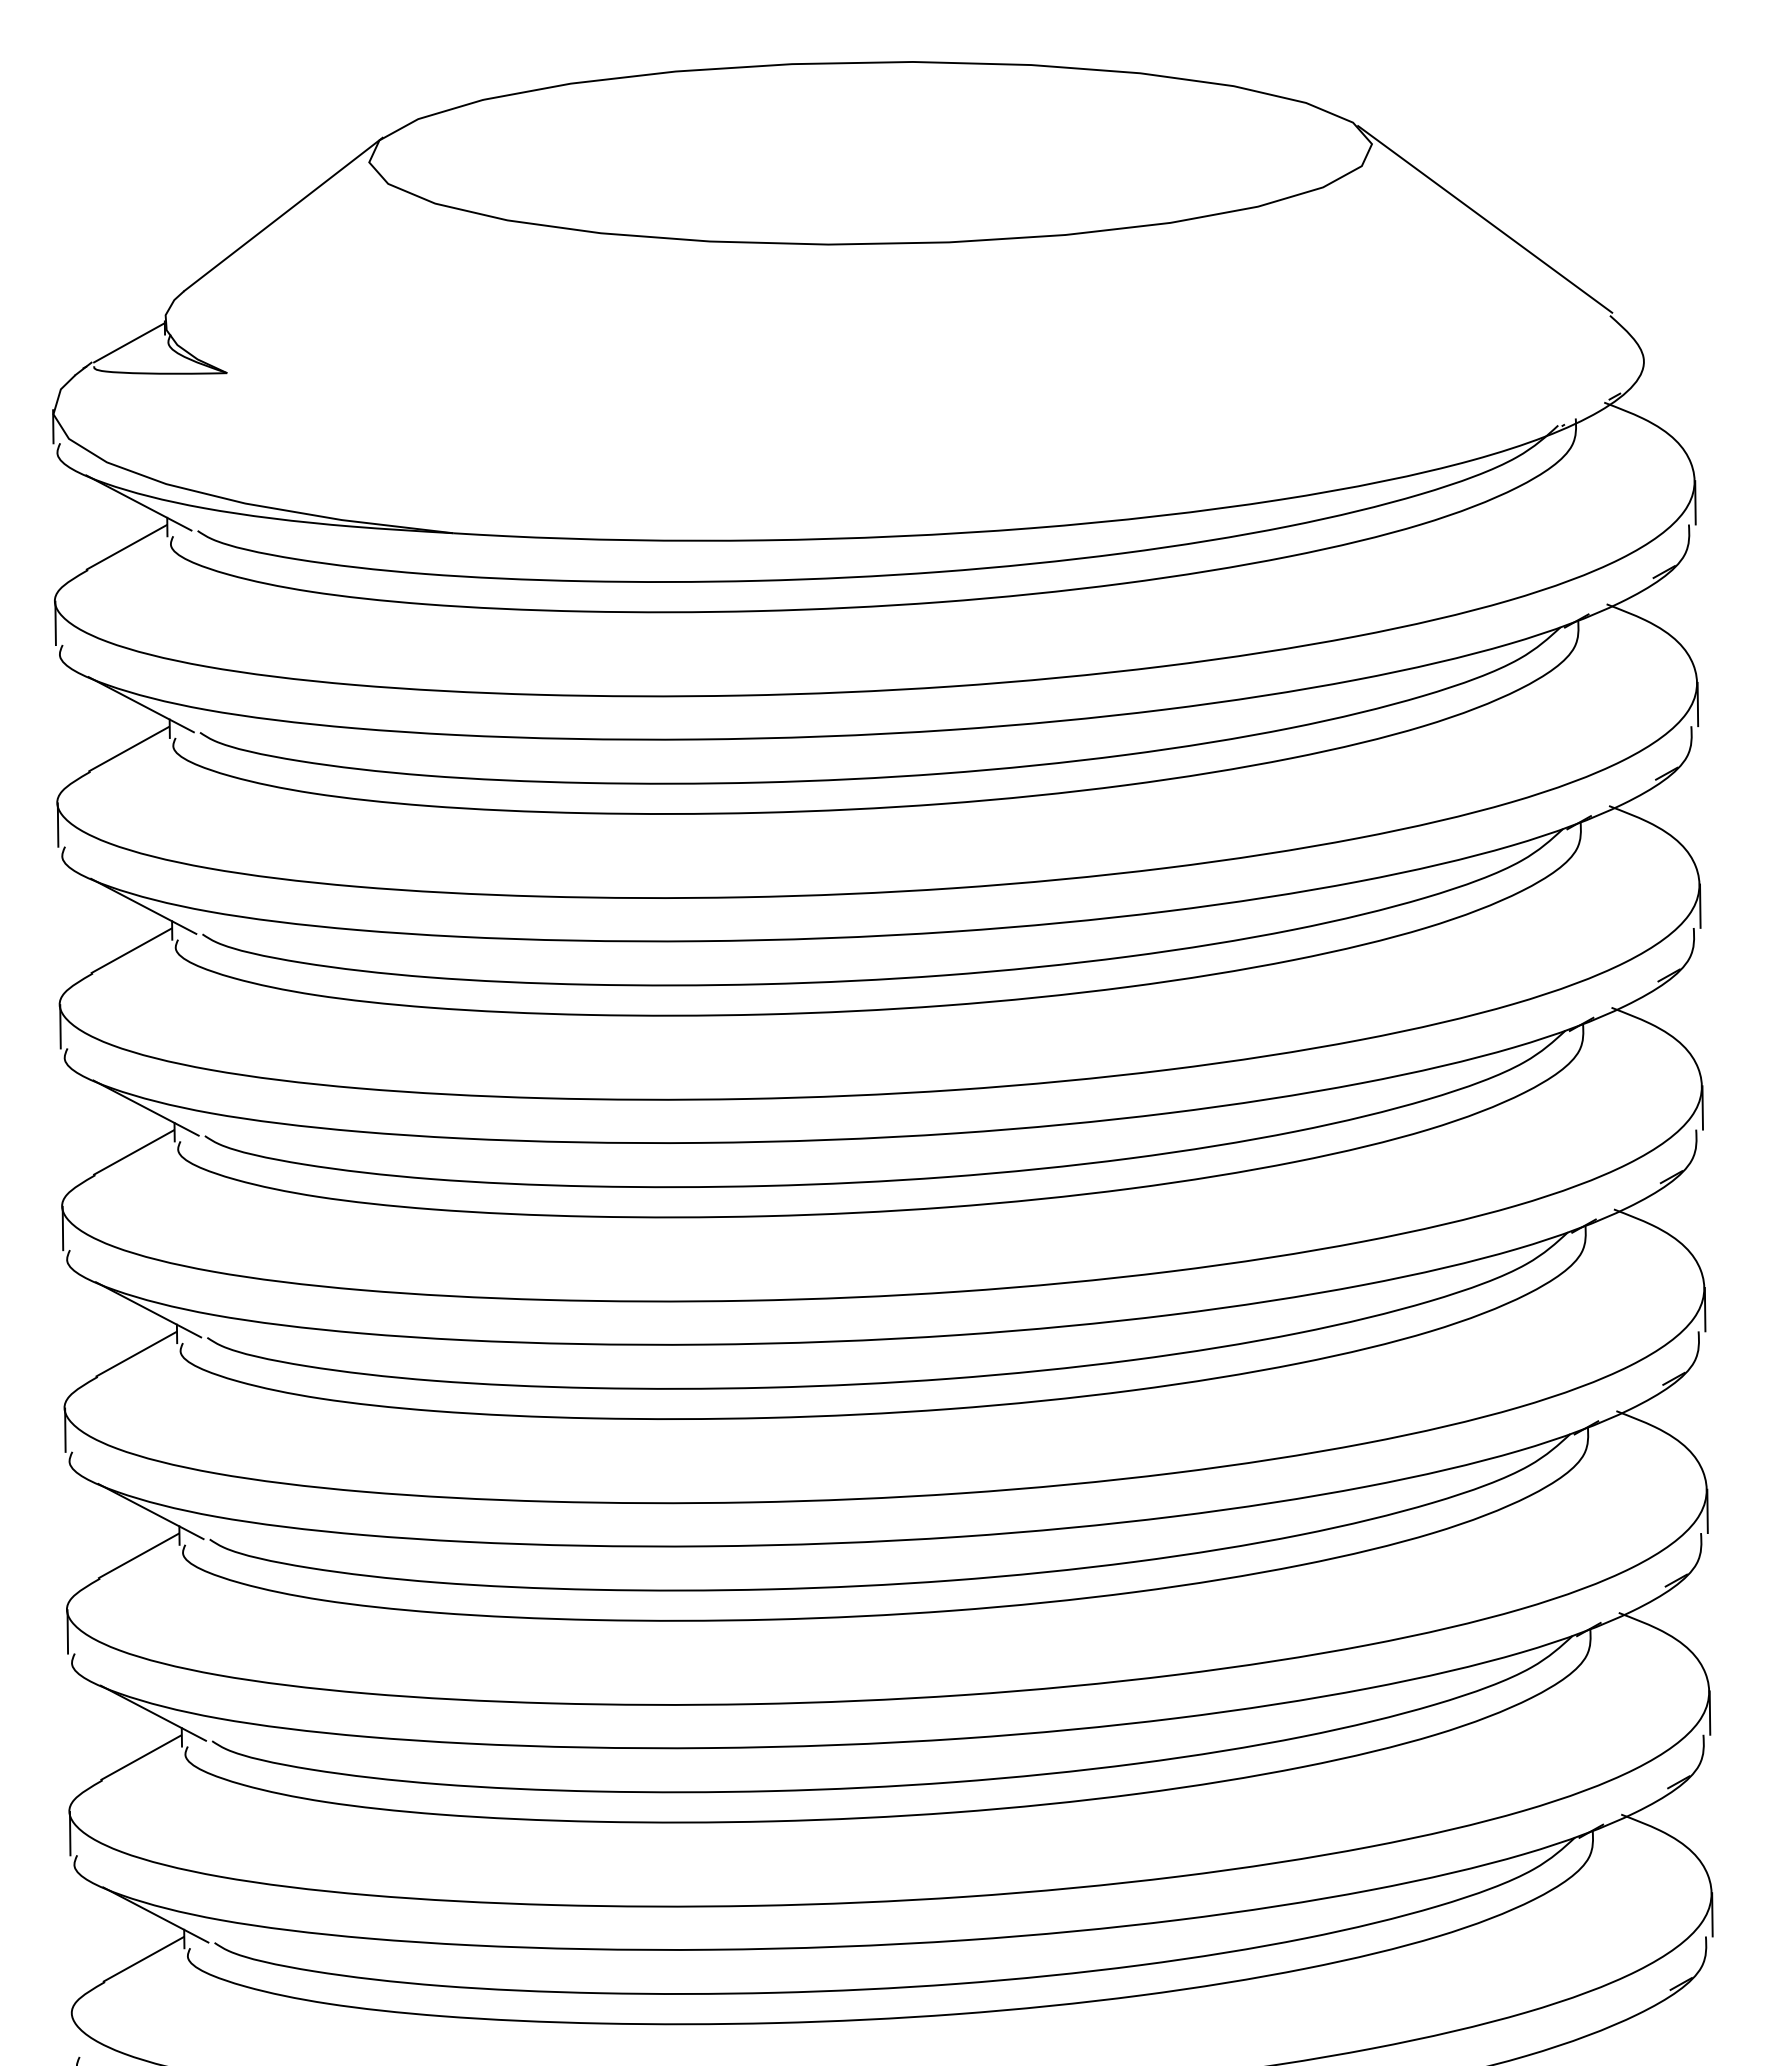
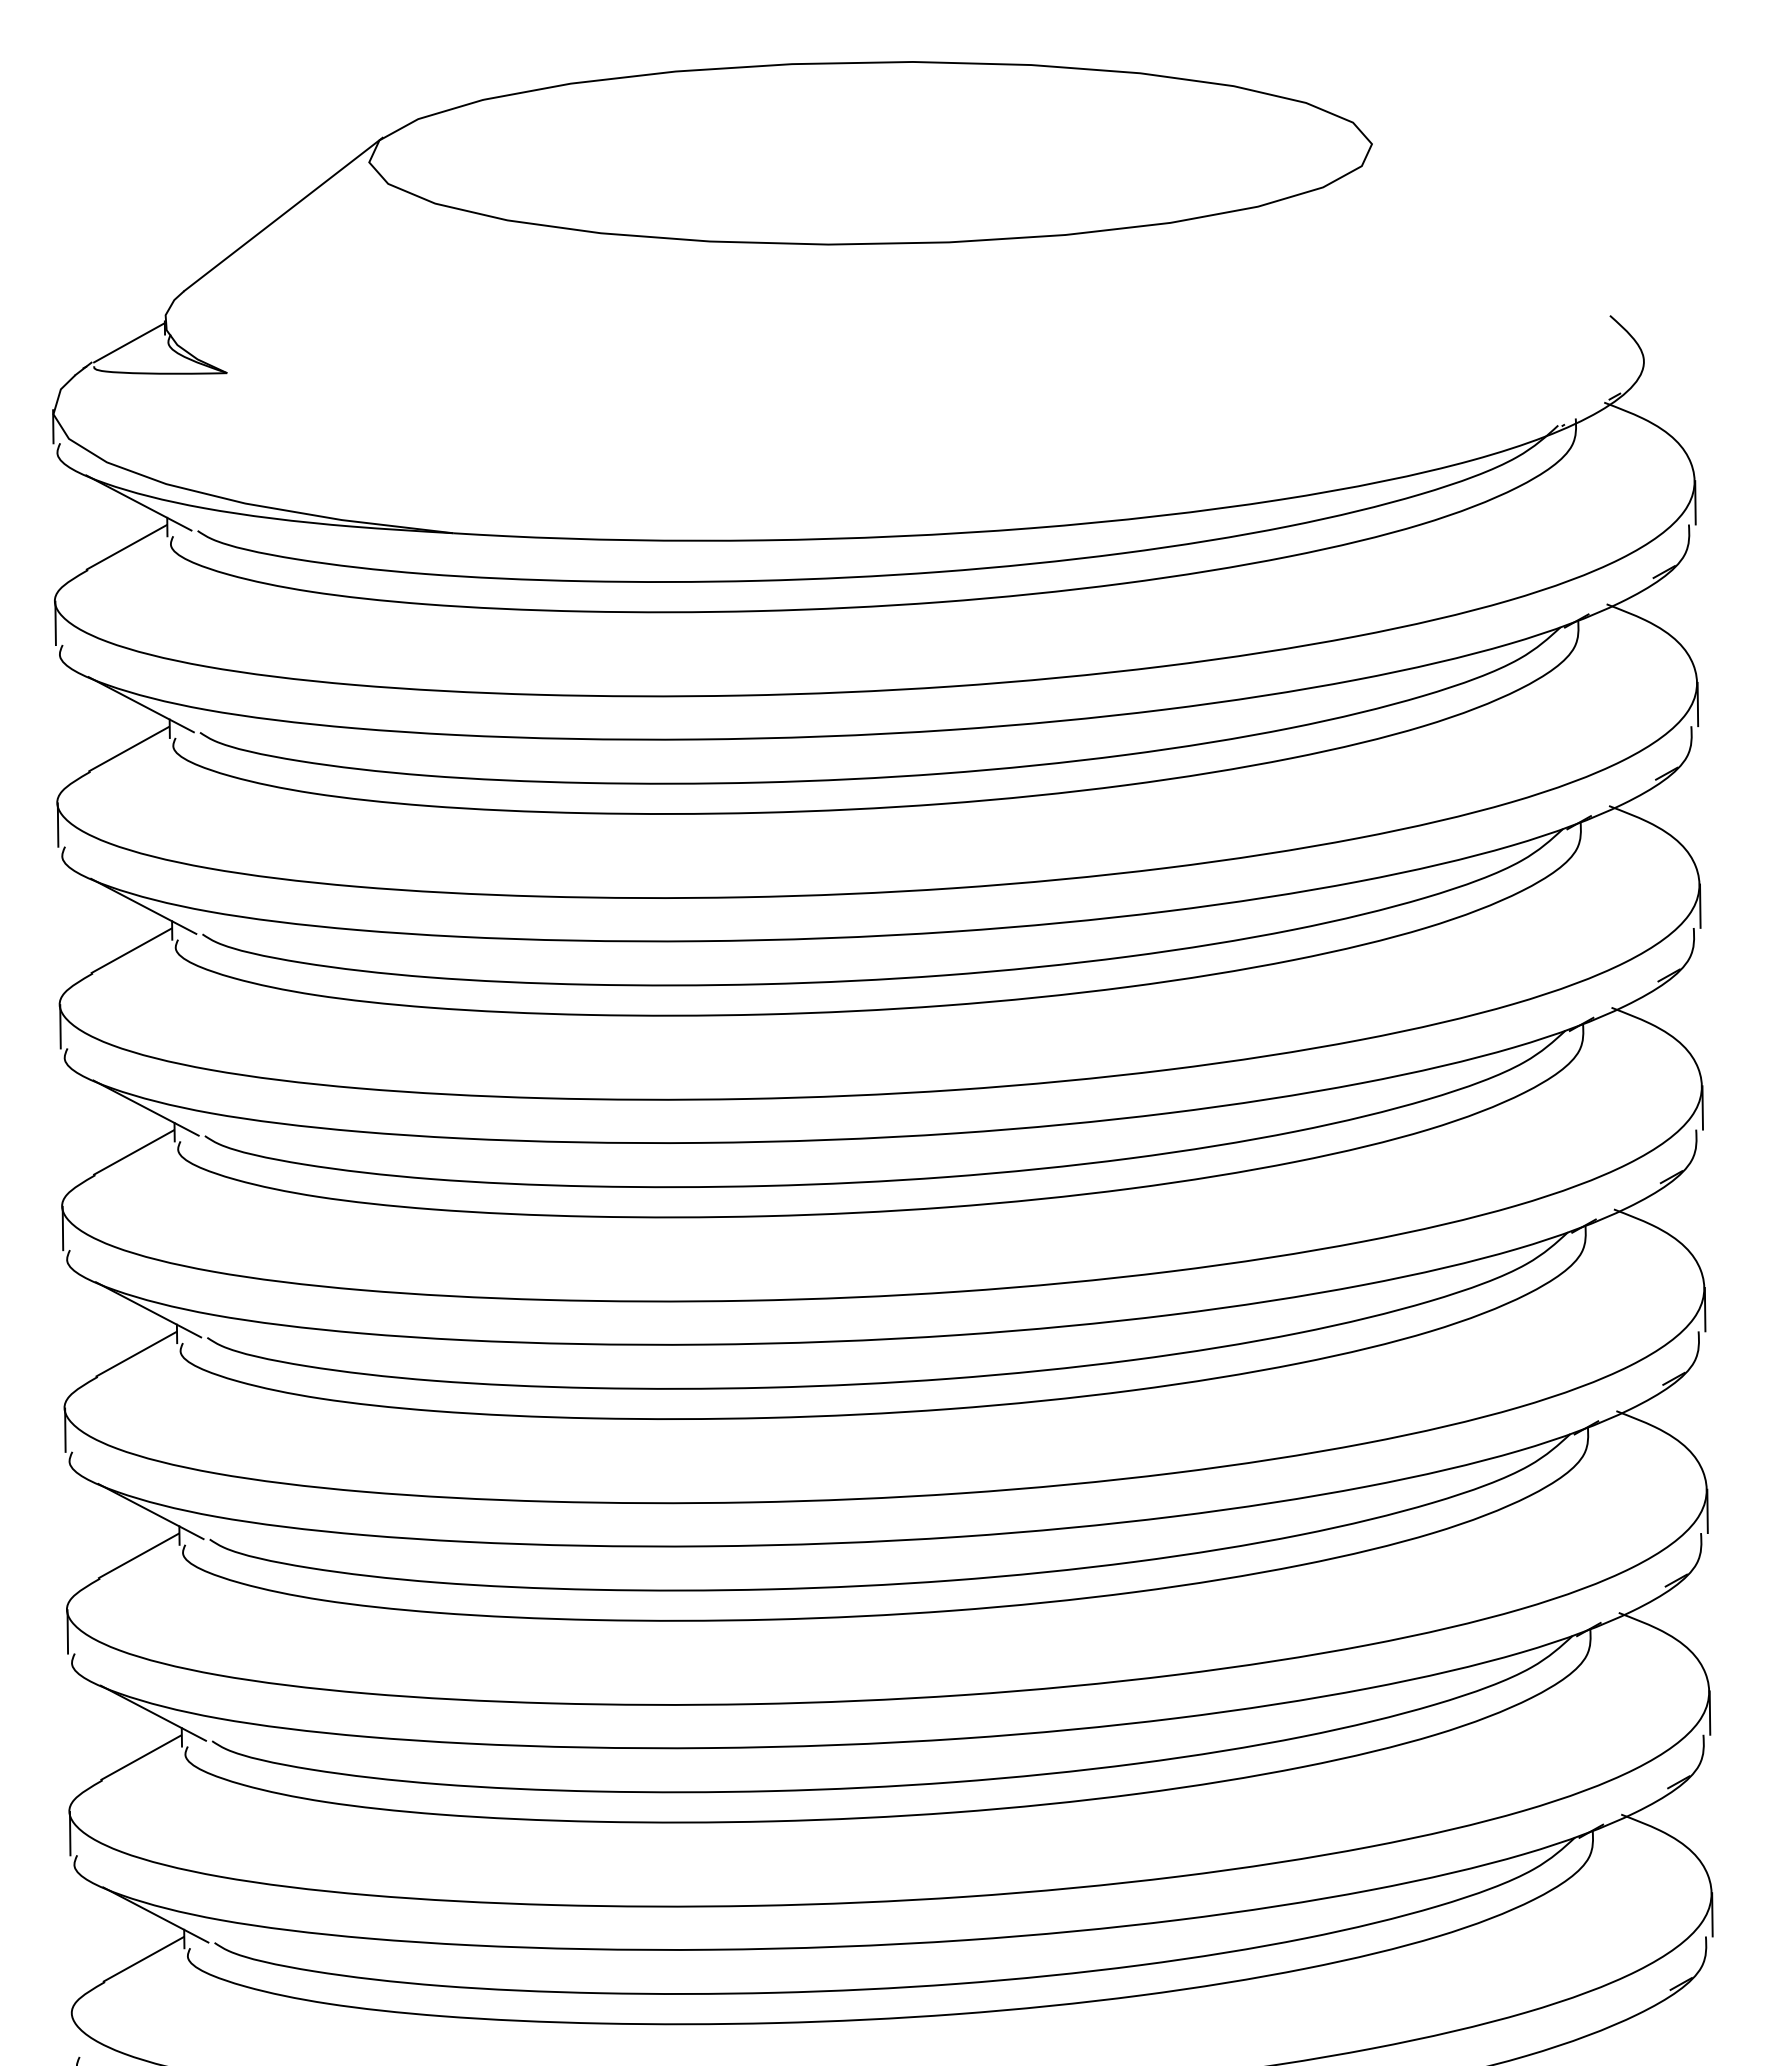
line: present -> none (1485, 219)
